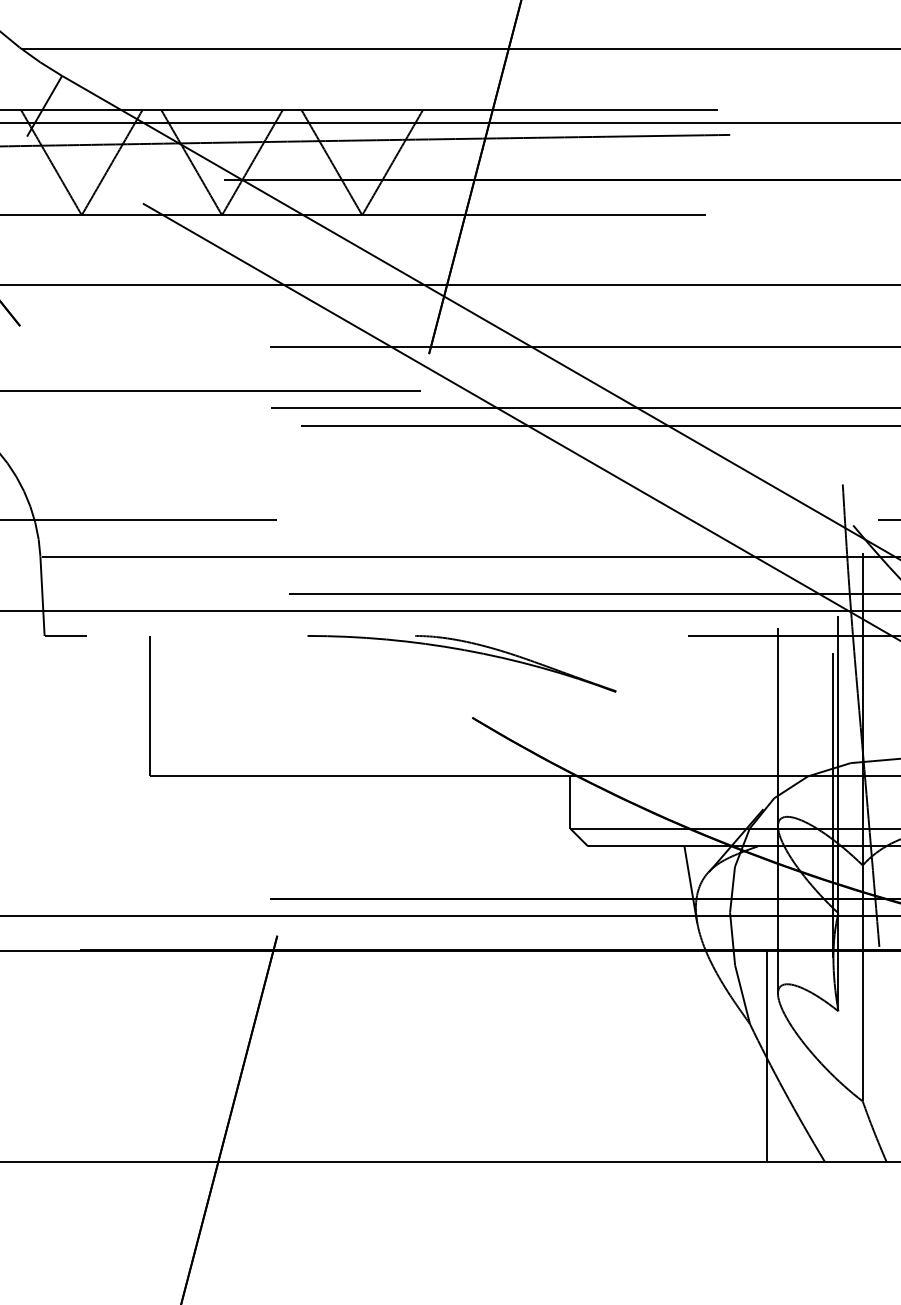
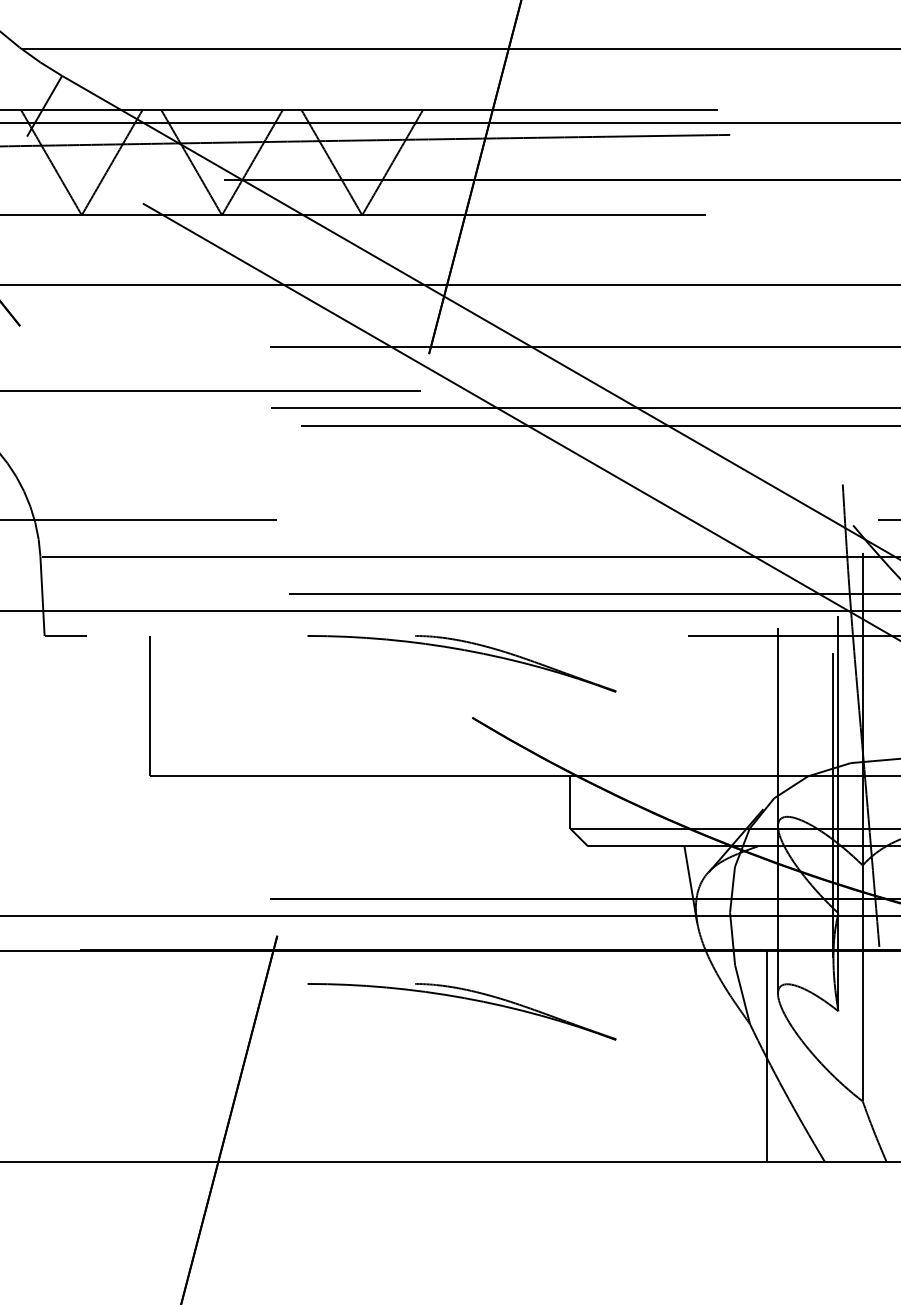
part: none -> present (465, 999)
